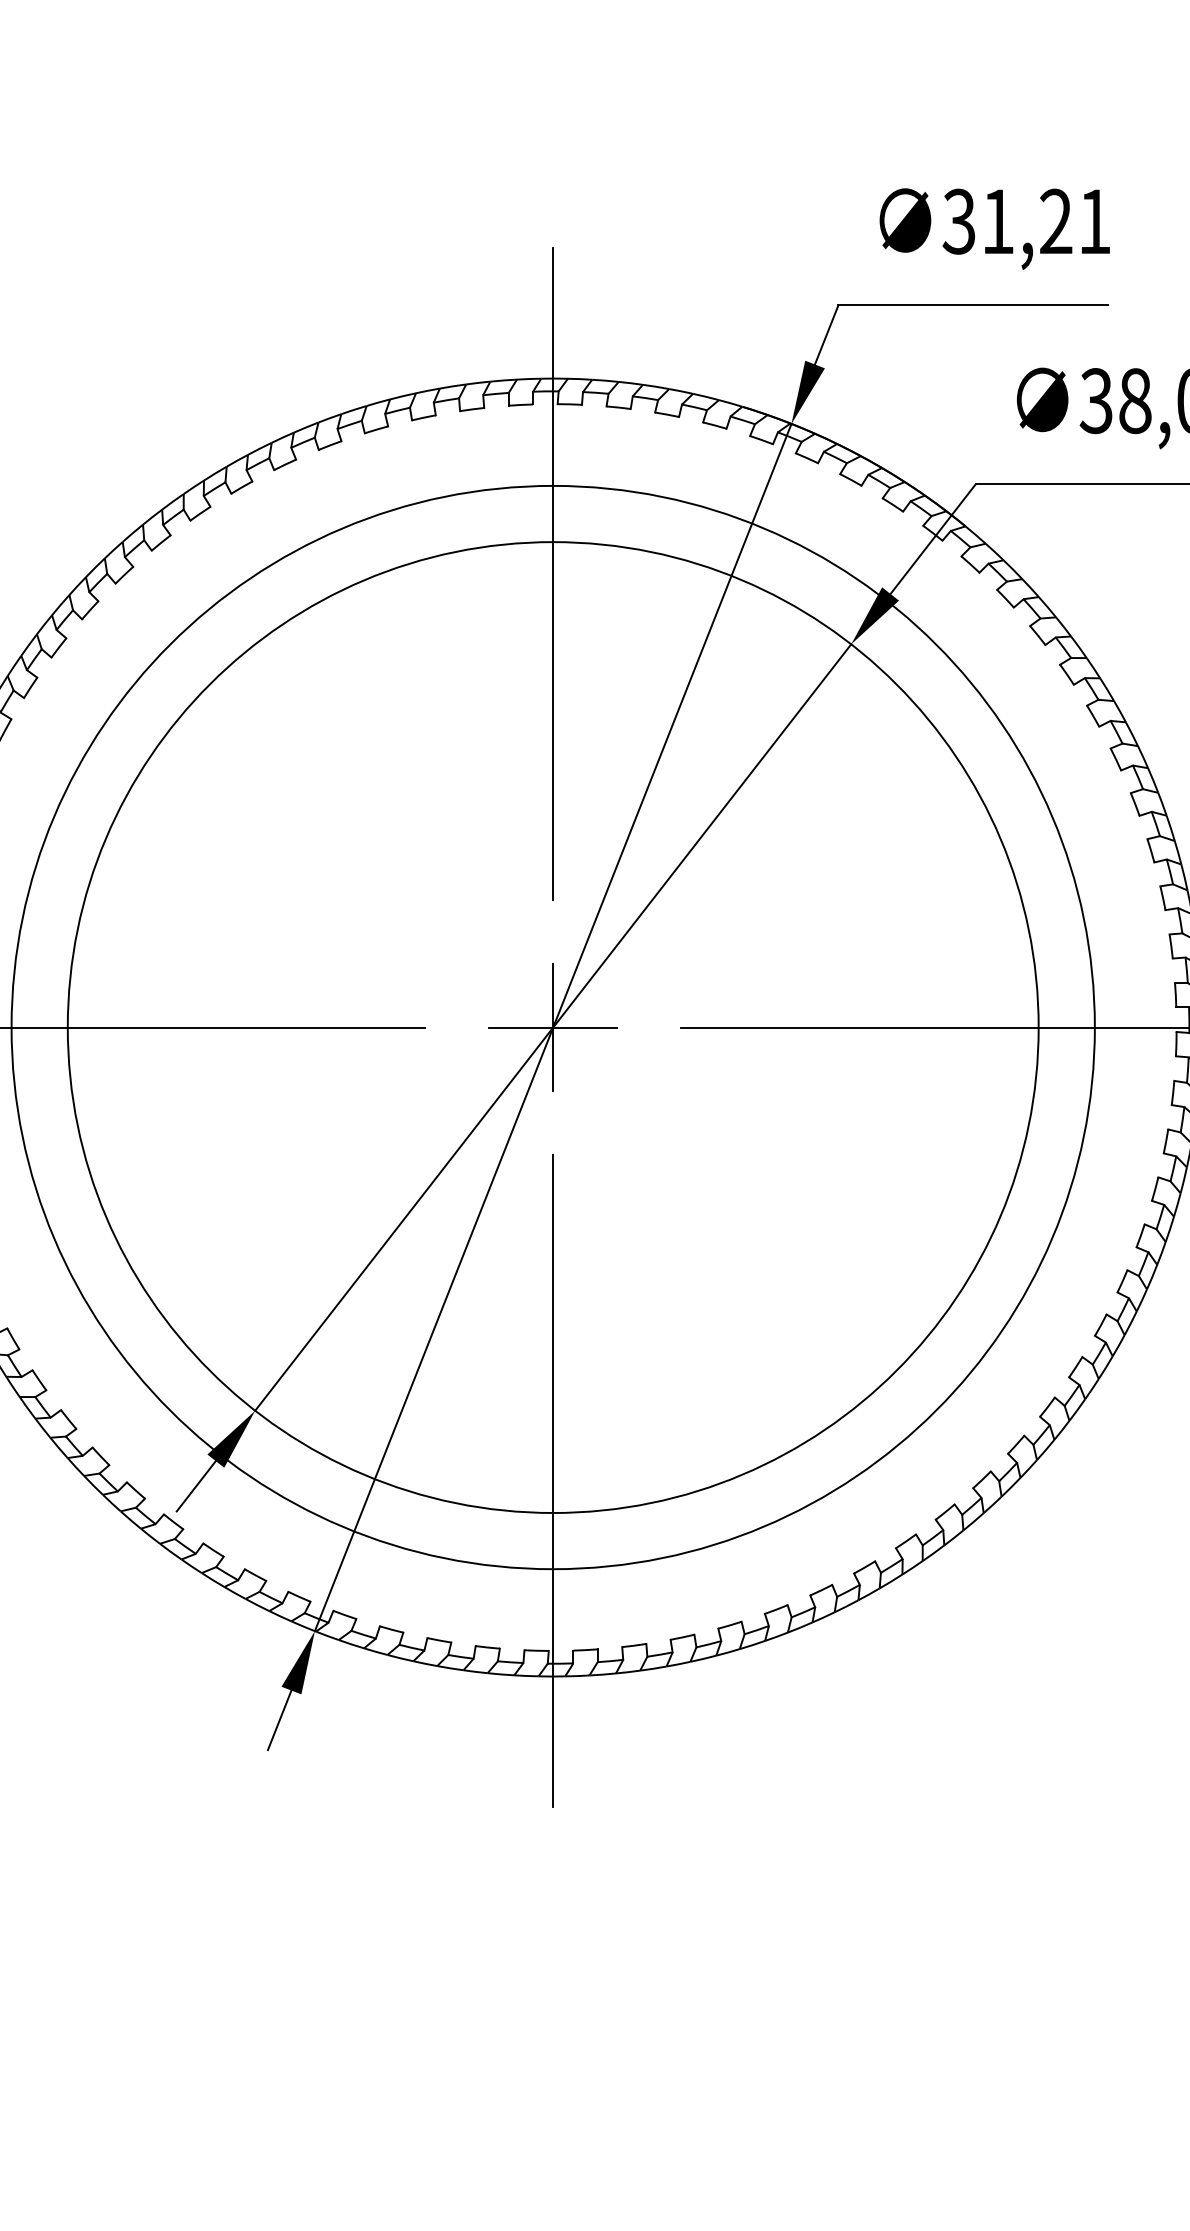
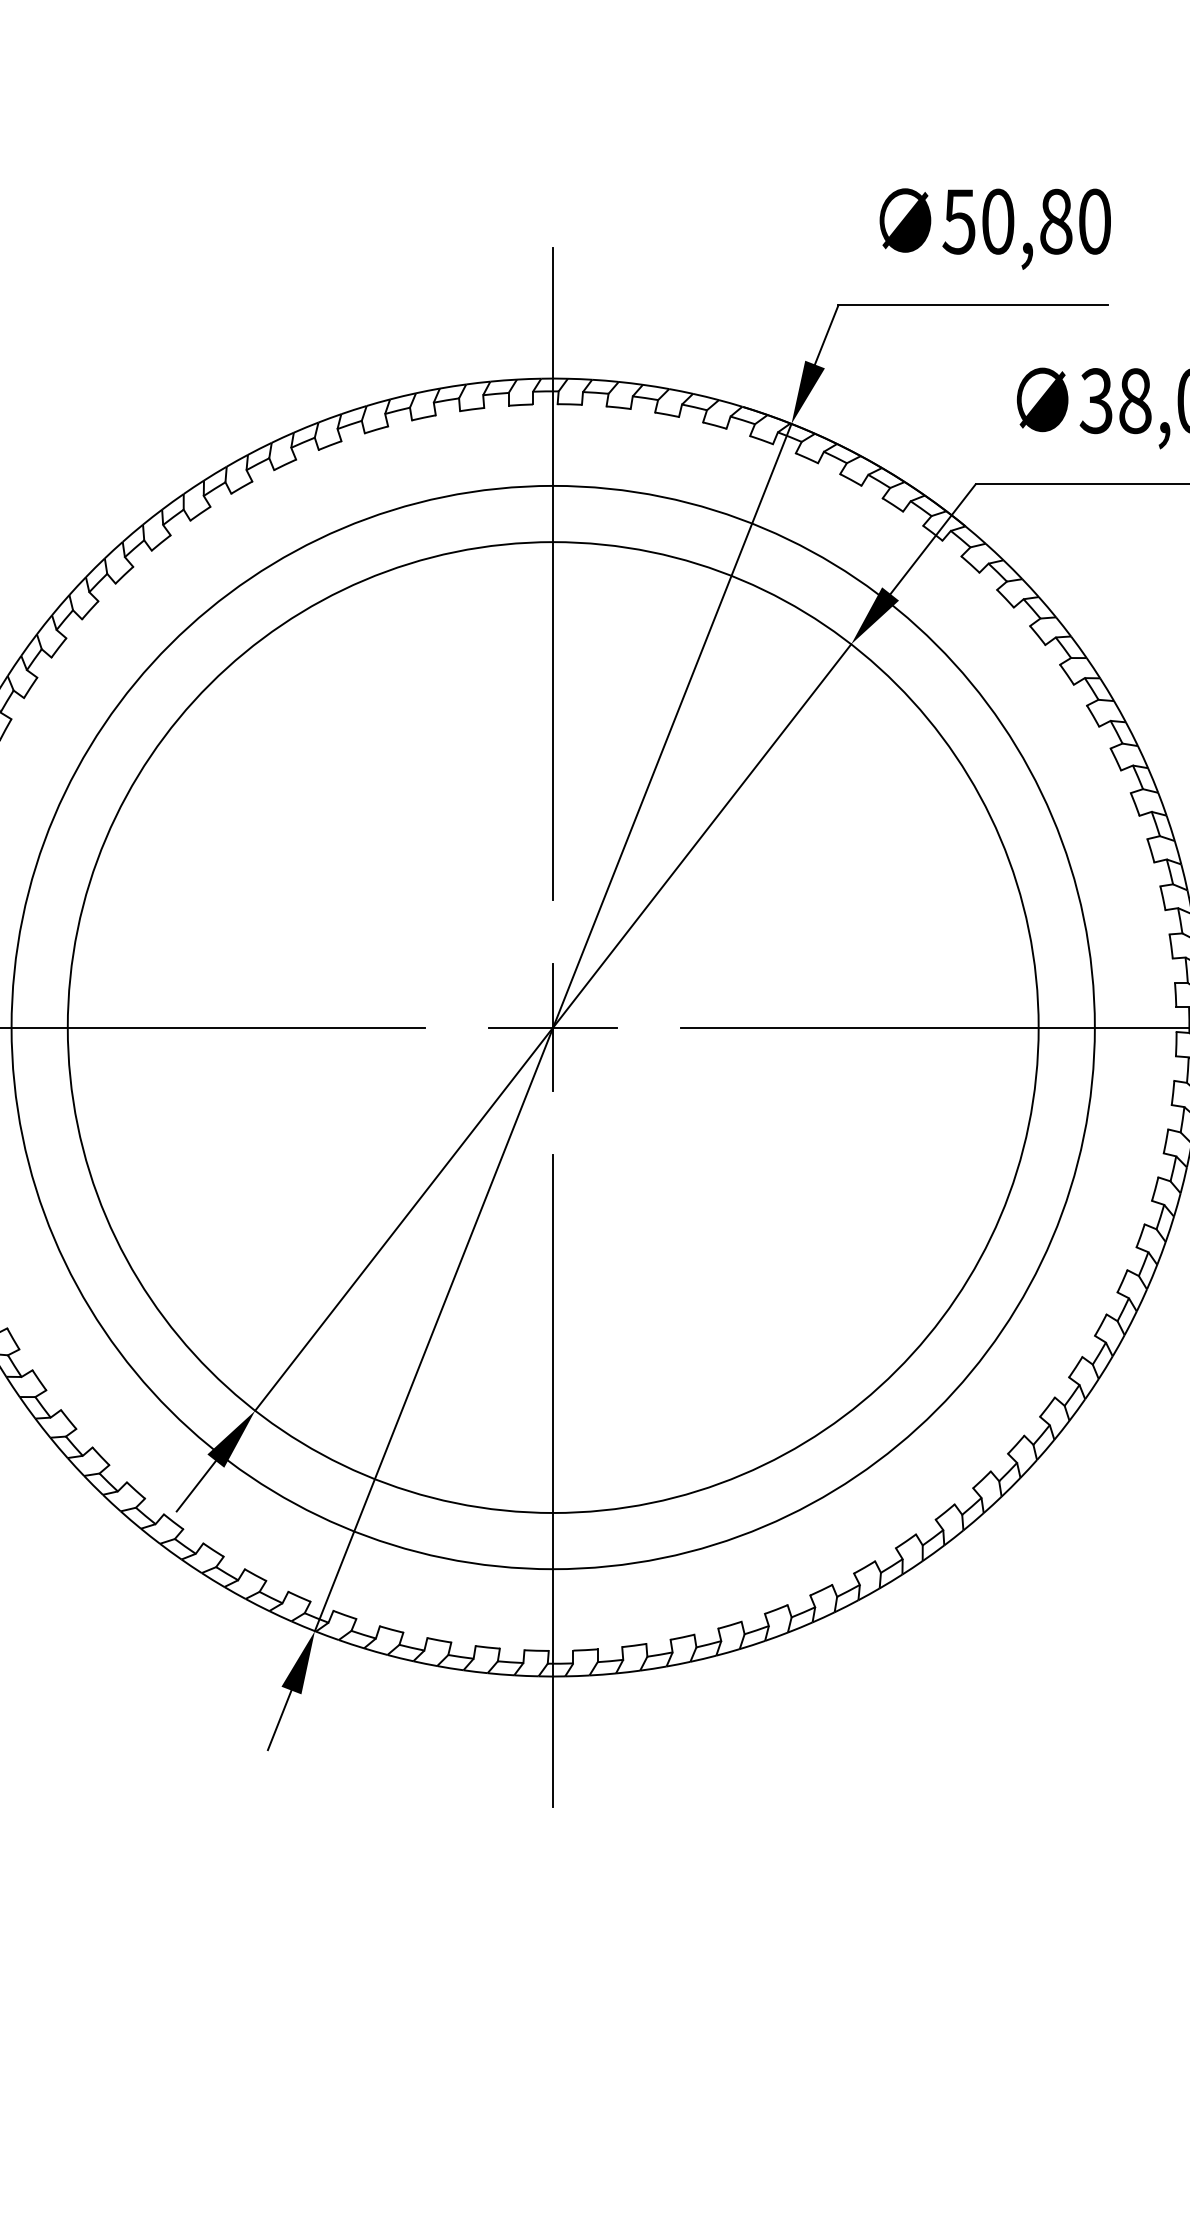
text: 31,21 -> 50,80 (1026, 221)
